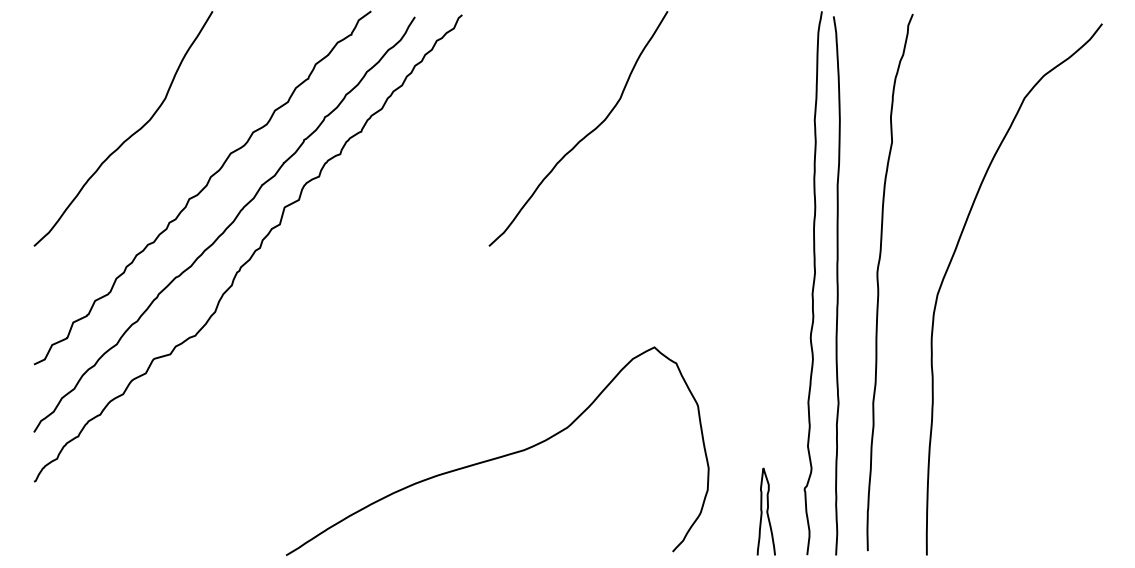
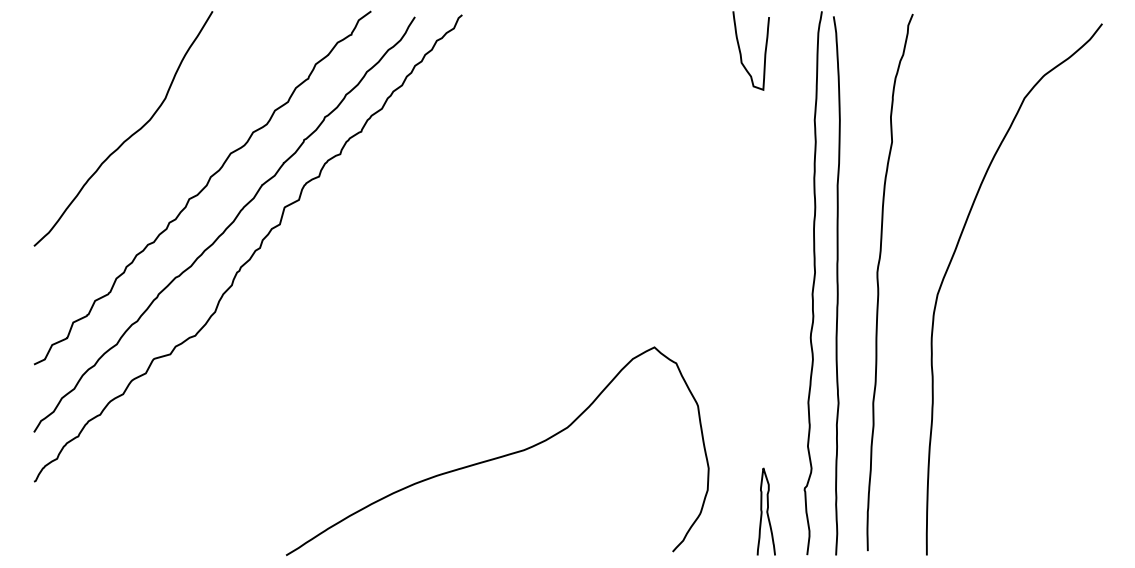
curve: none -> present (741, 52)
curve: present -> none (585, 135)
